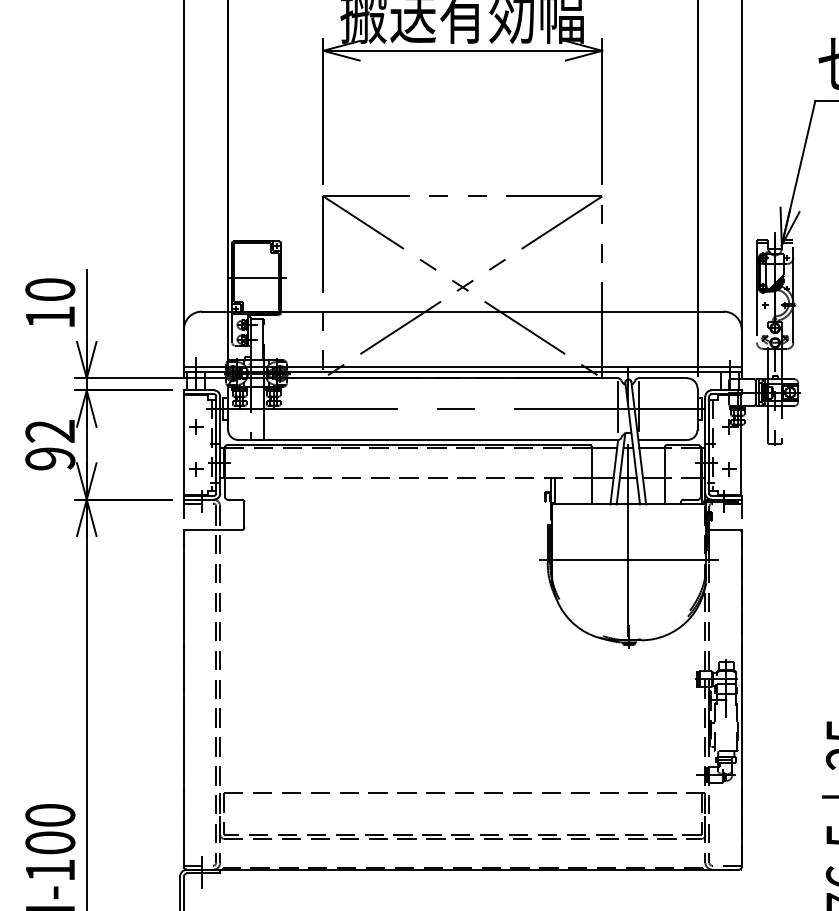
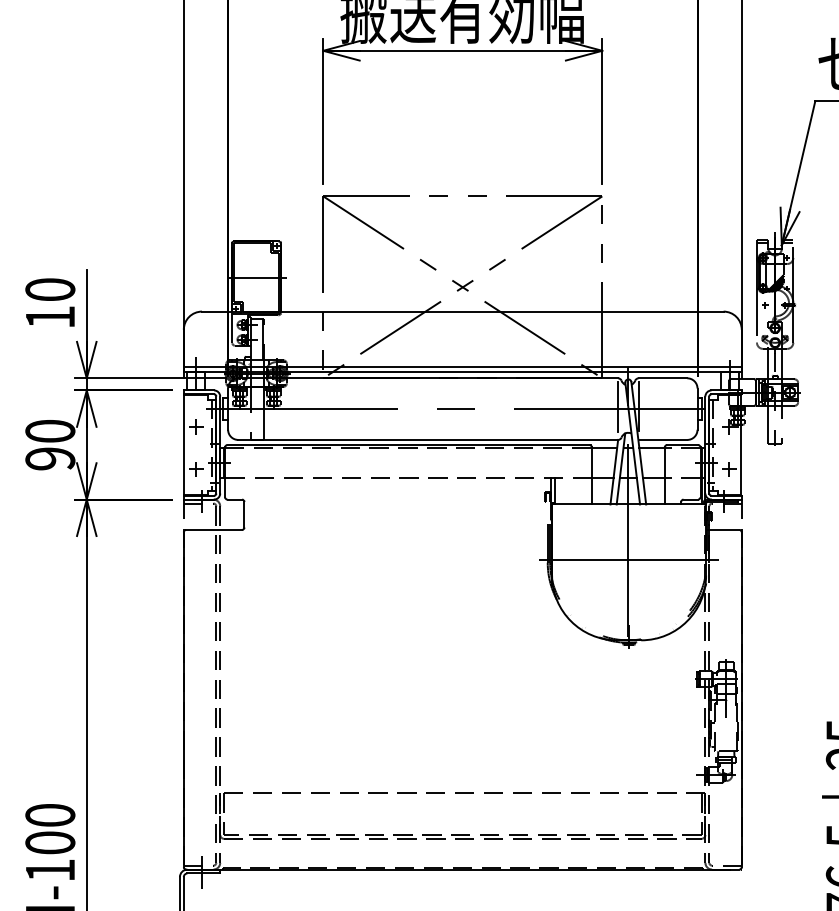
text: 92 -> 90 (50, 431)
